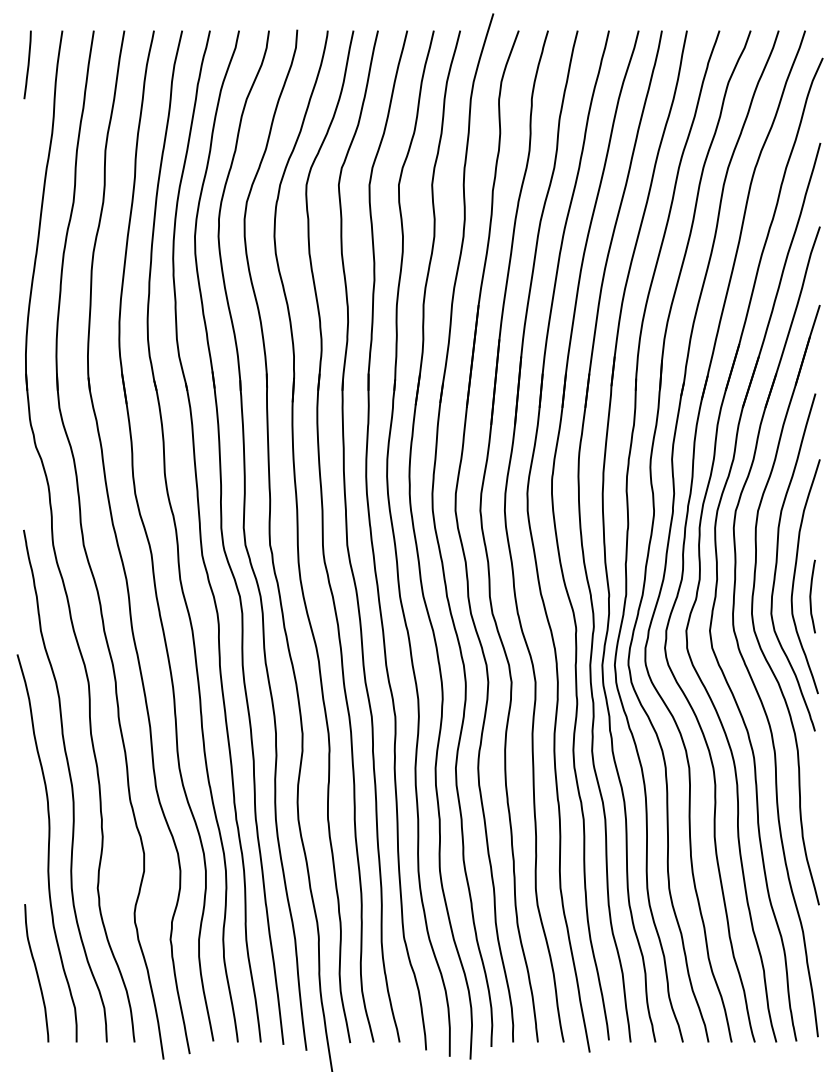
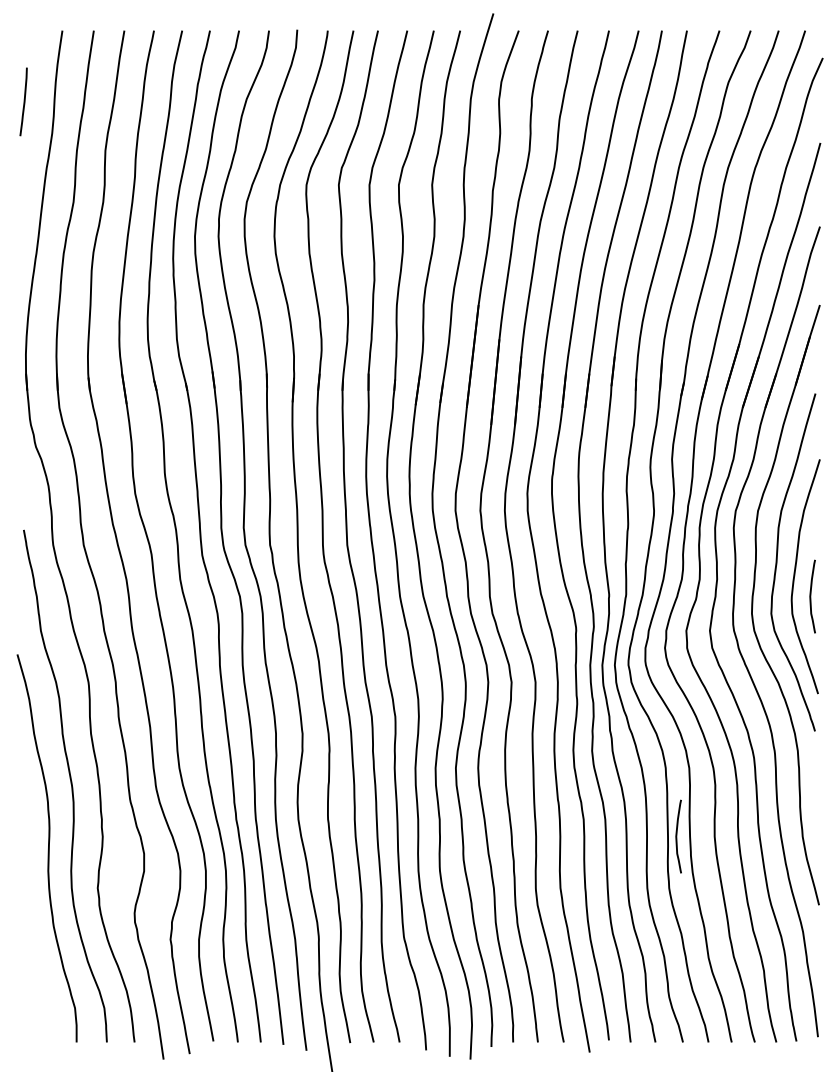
line position: (27, 64) -> (23, 101) (23, 101)
curve: none -> present (677, 836)
curve: present -> none (36, 973)
